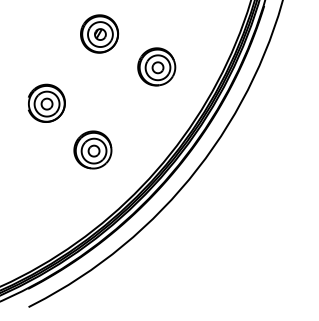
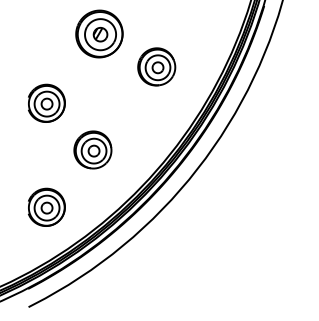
part size: 40x40 px -> 49x50 px (99, 33)
part: none -> present (46, 206)
